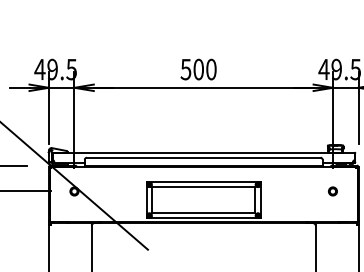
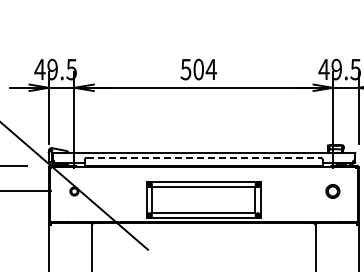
text: 500 -> 504 (211, 69)
line: solid -> dashed (203, 157)
part size: 10x11 px -> 16x15 px (332, 191)
